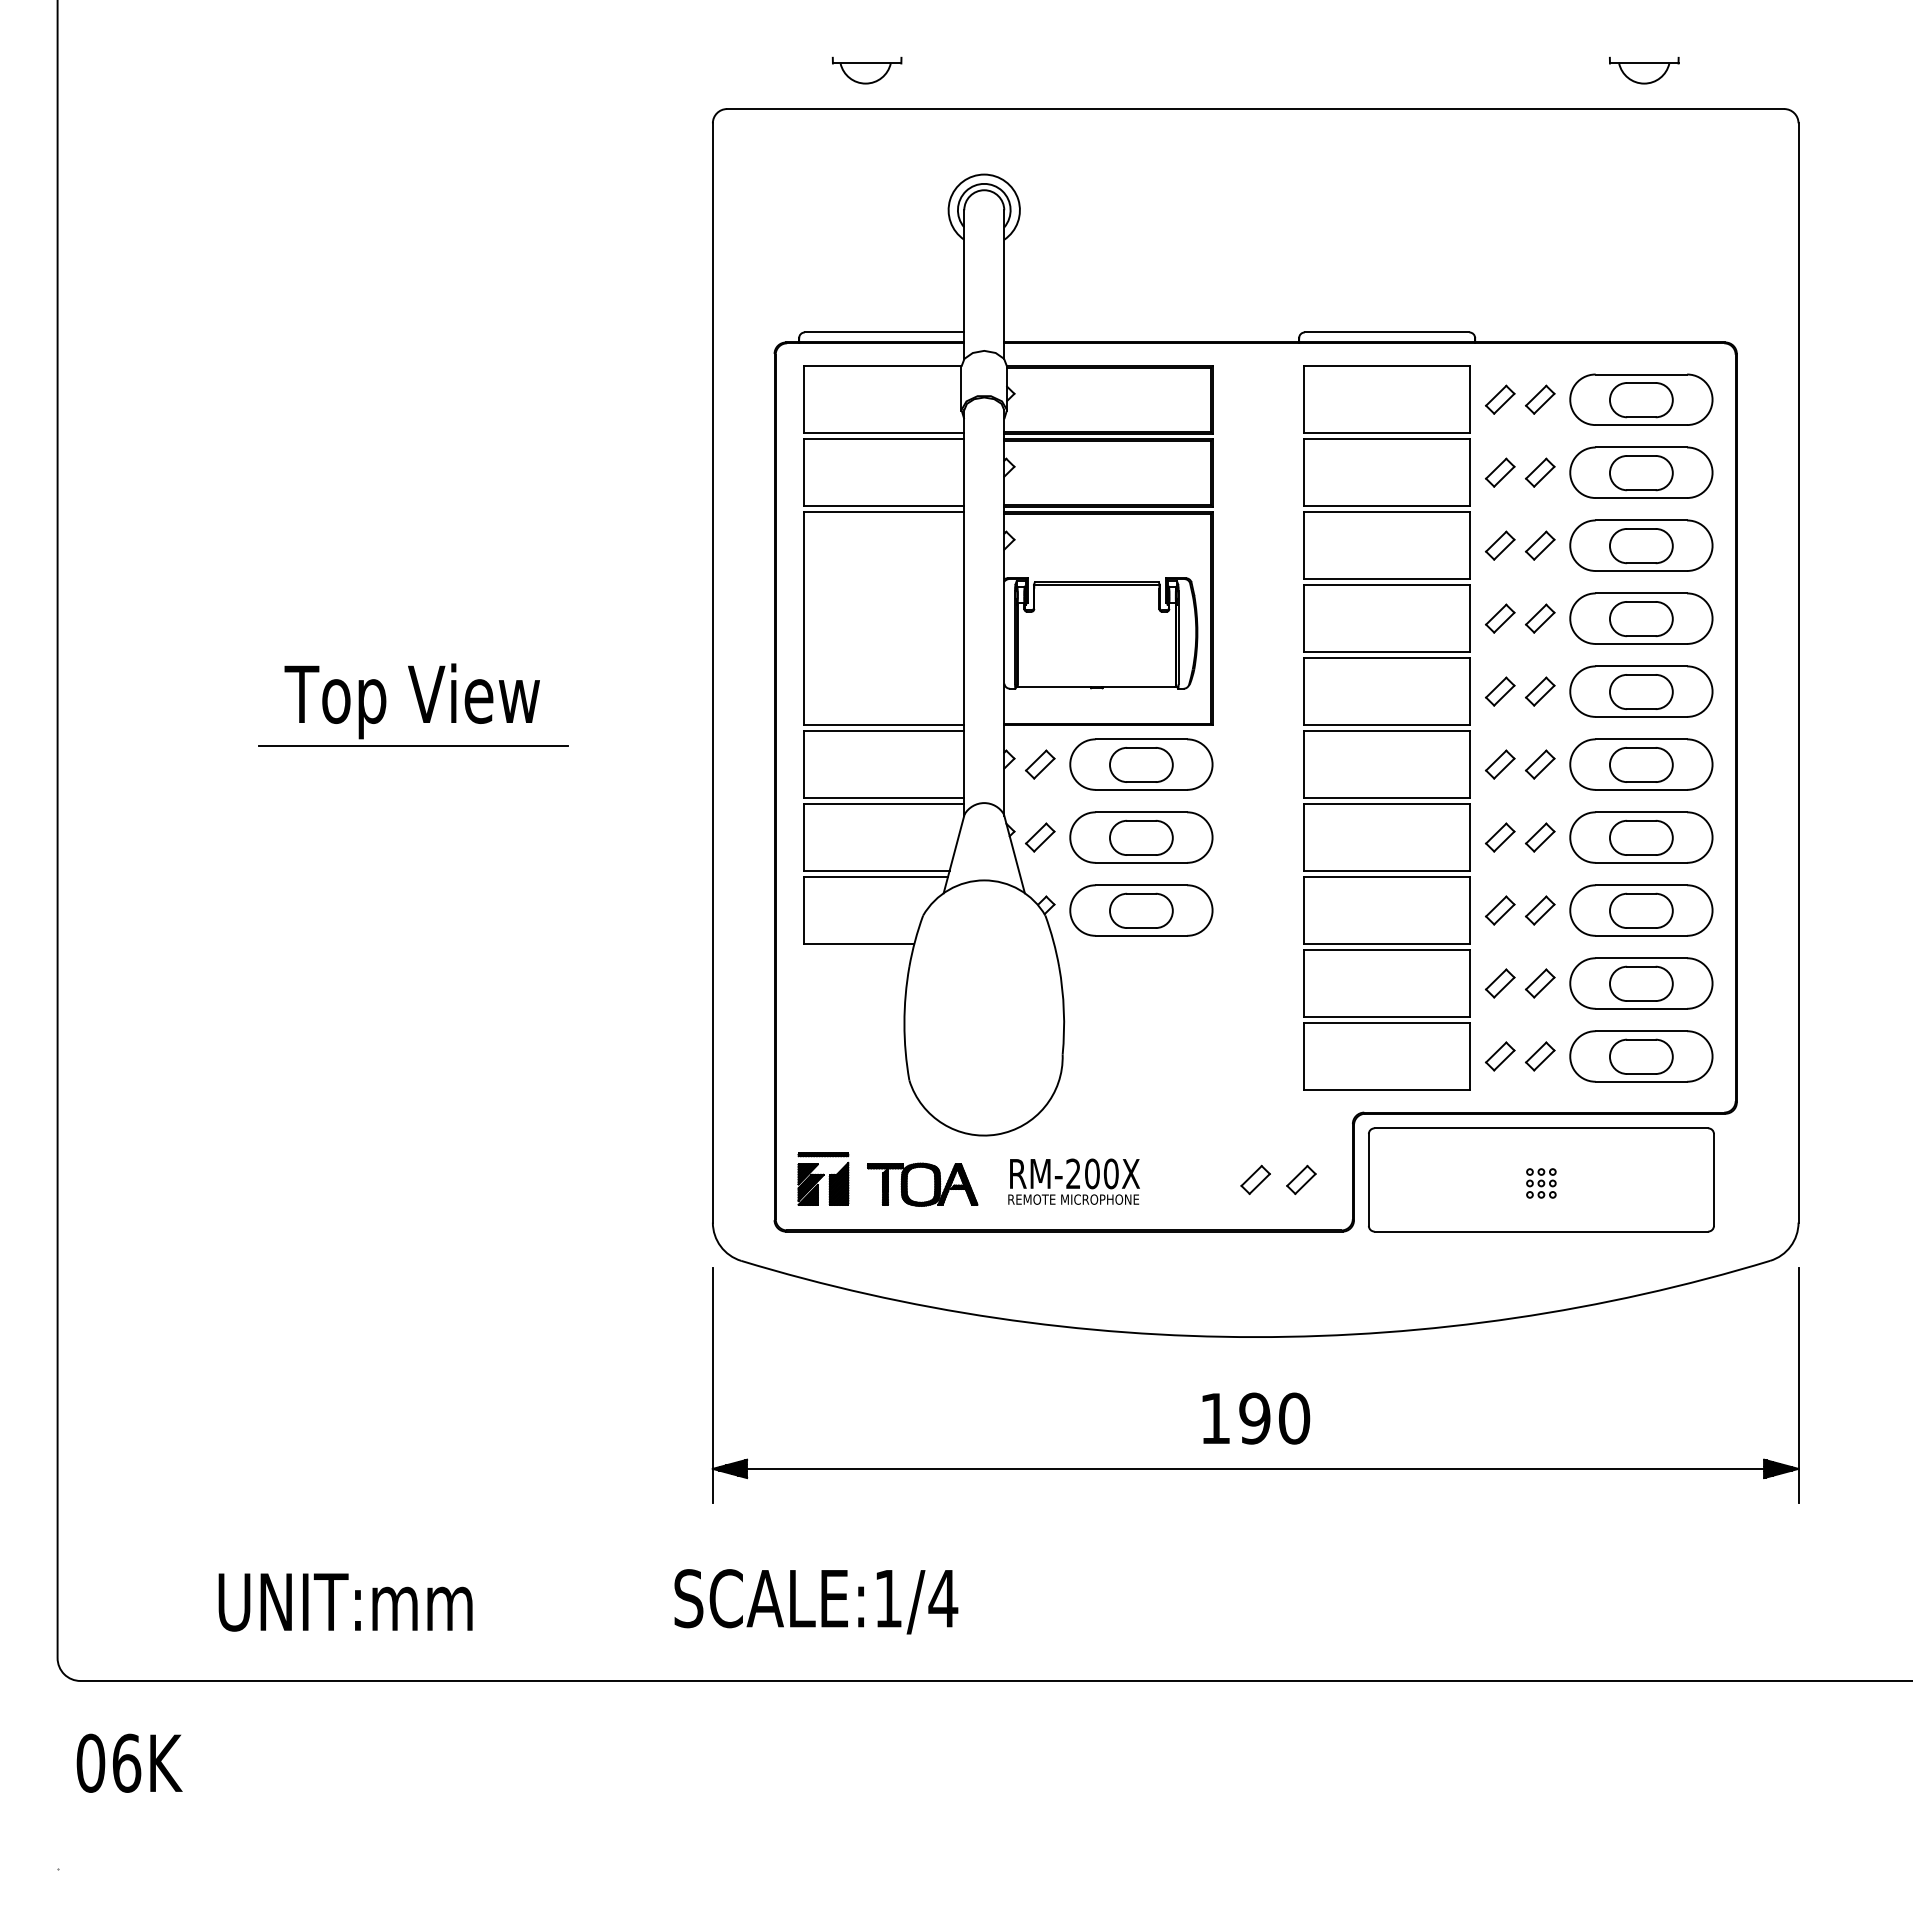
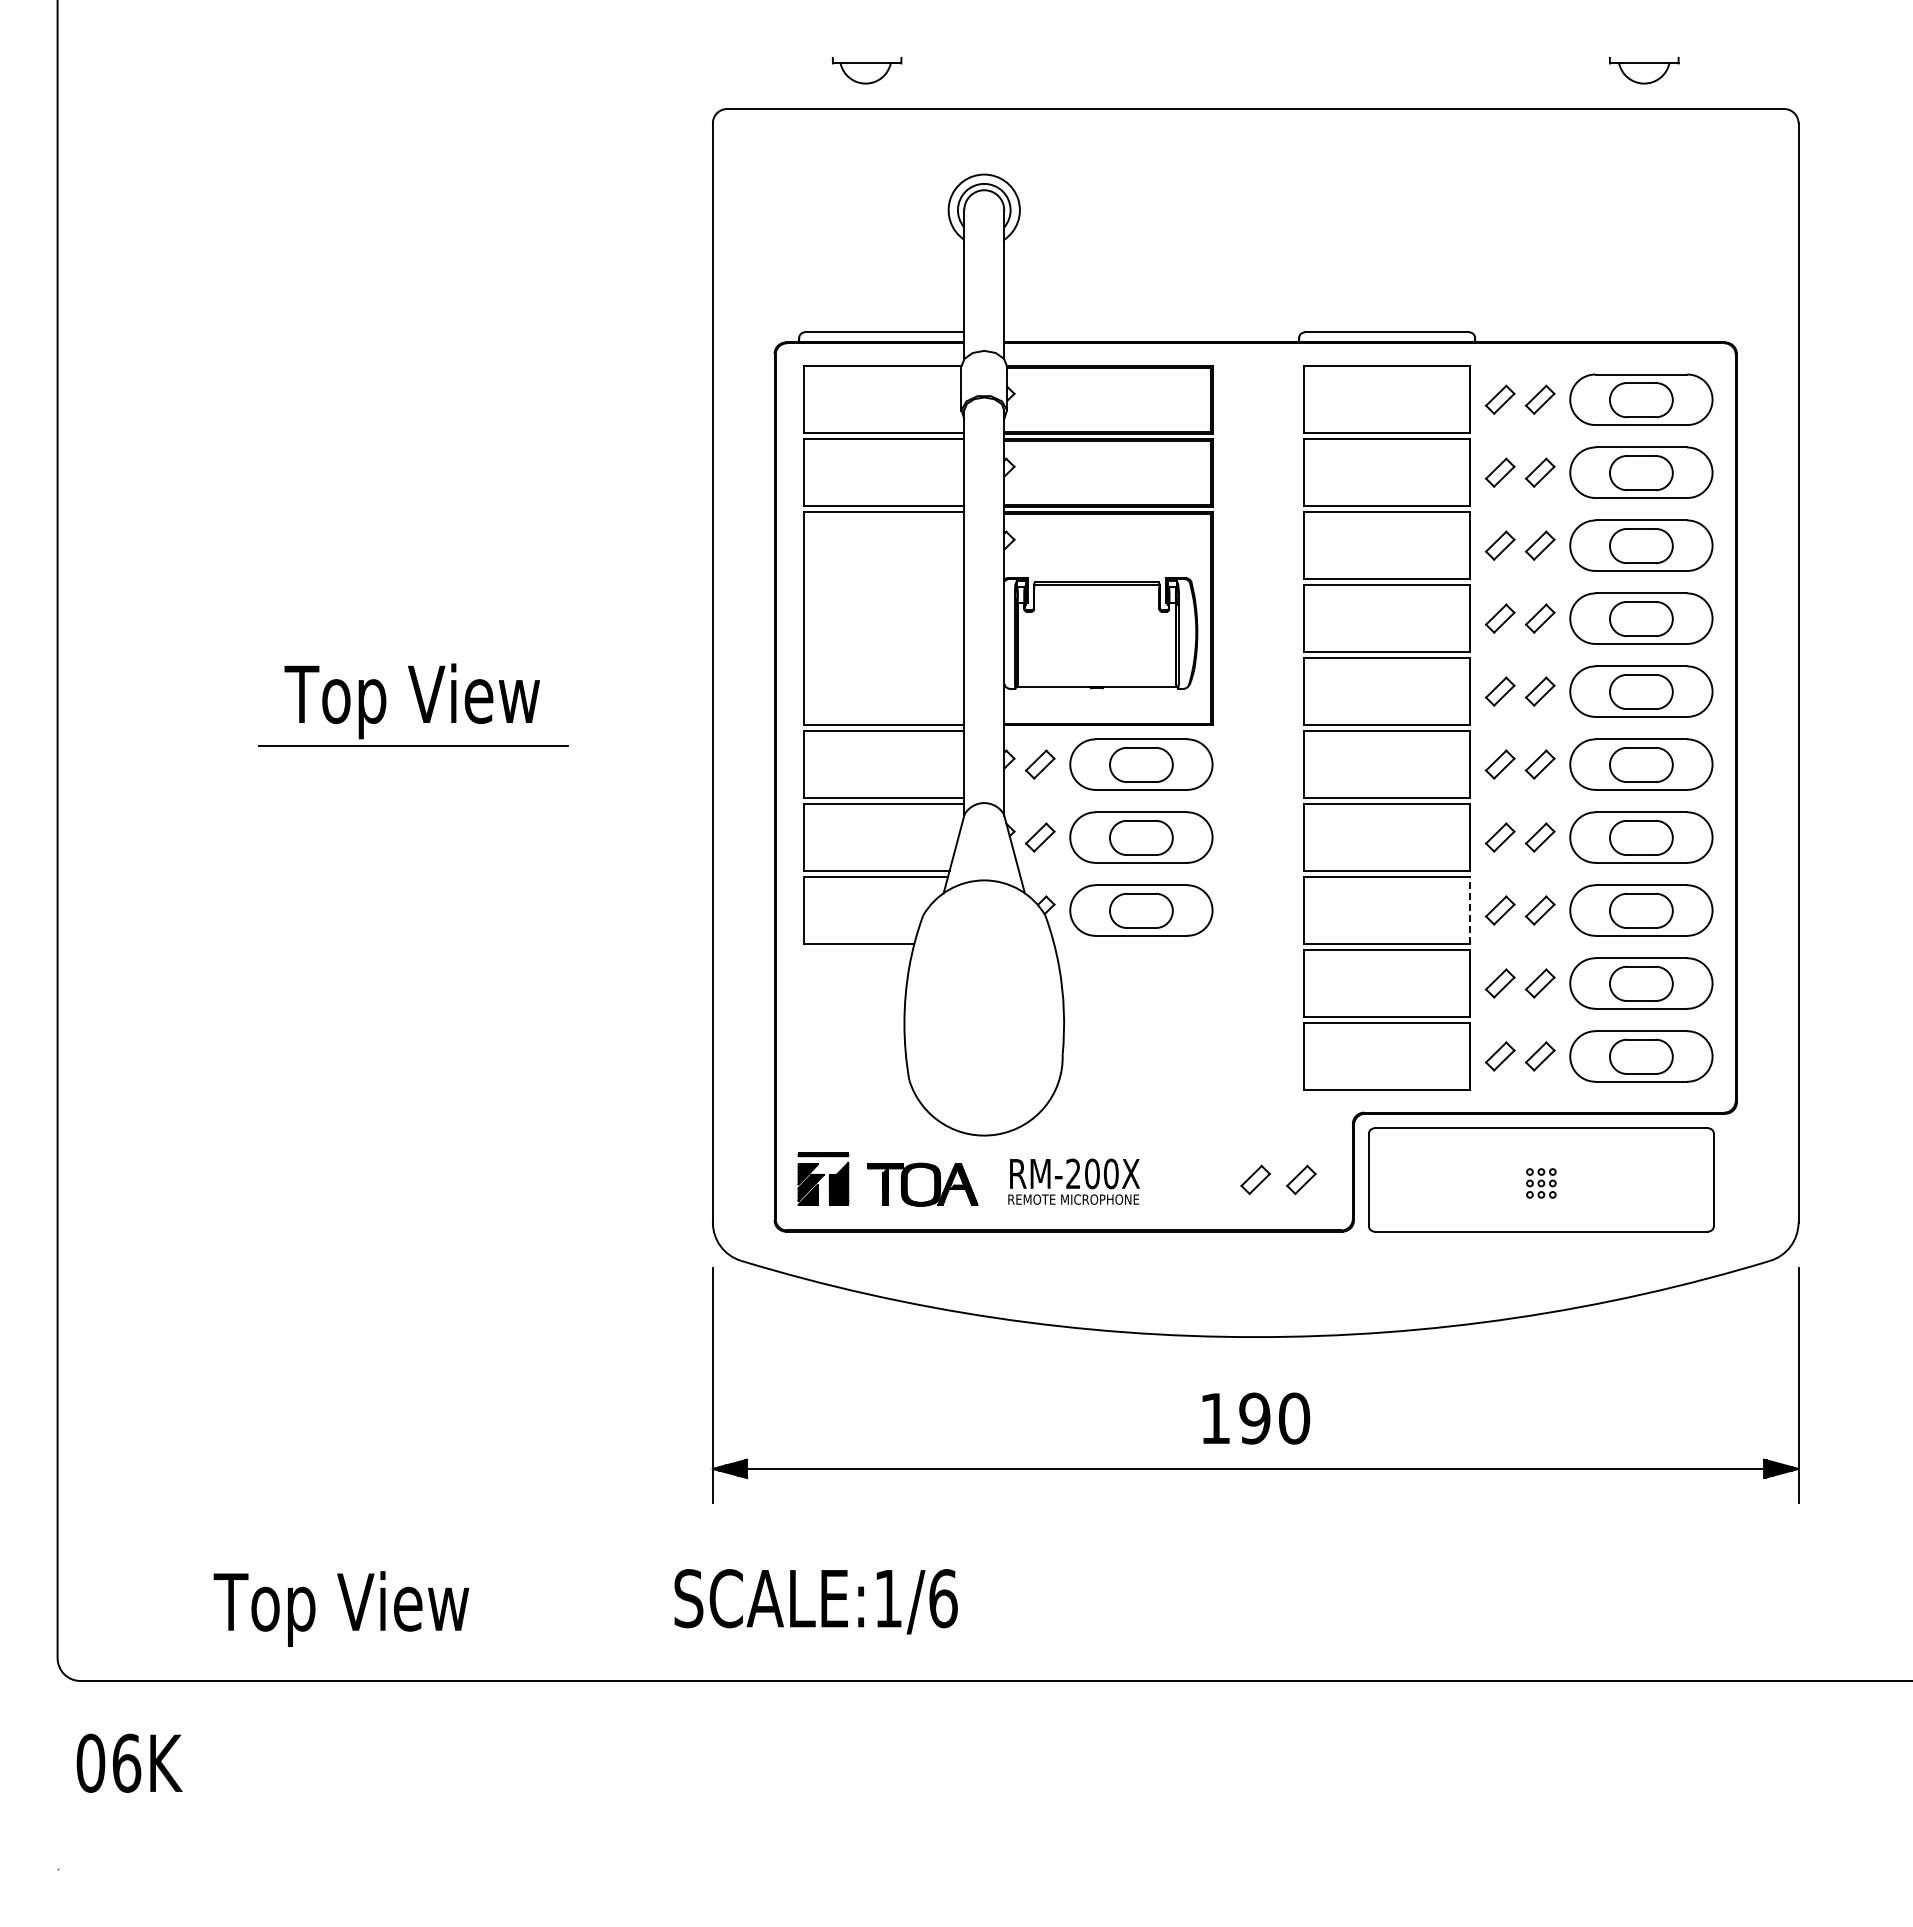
line: solid -> dashed (1469, 910)
text: SCALE:1/4 -> SCALE:1/6 (943, 1598)
text: UNIT:mm -> Top View (342, 1608)
